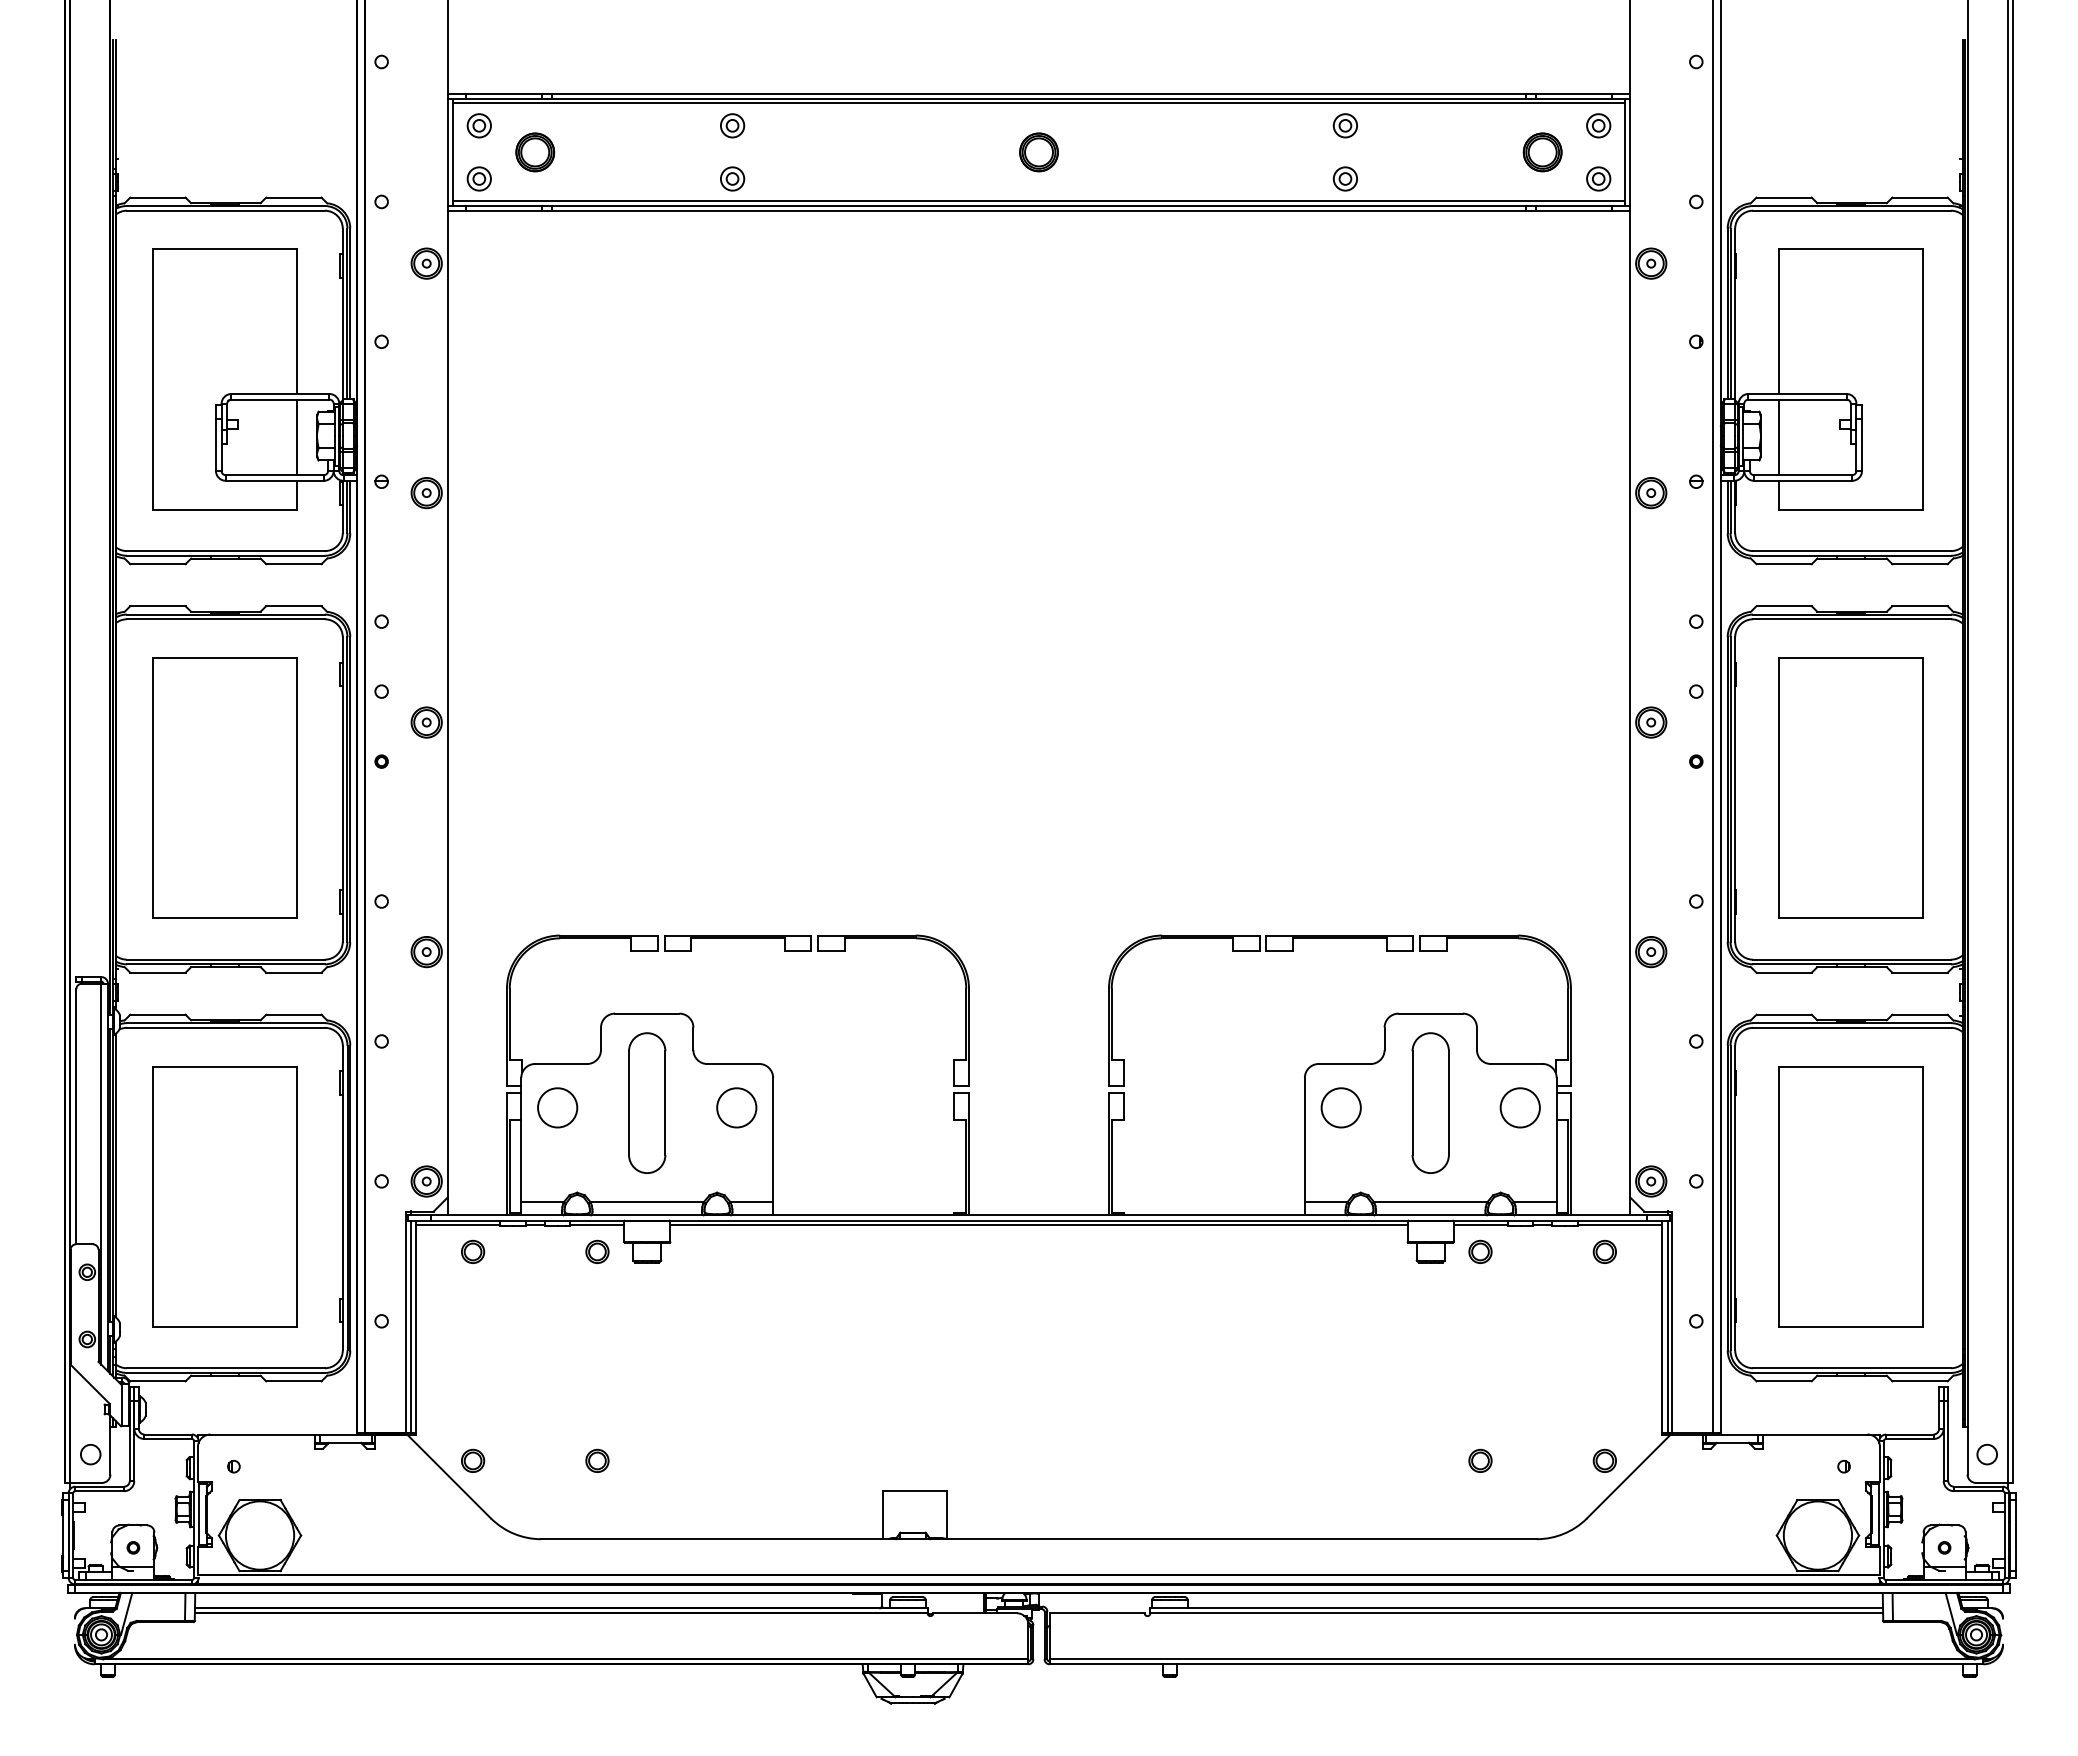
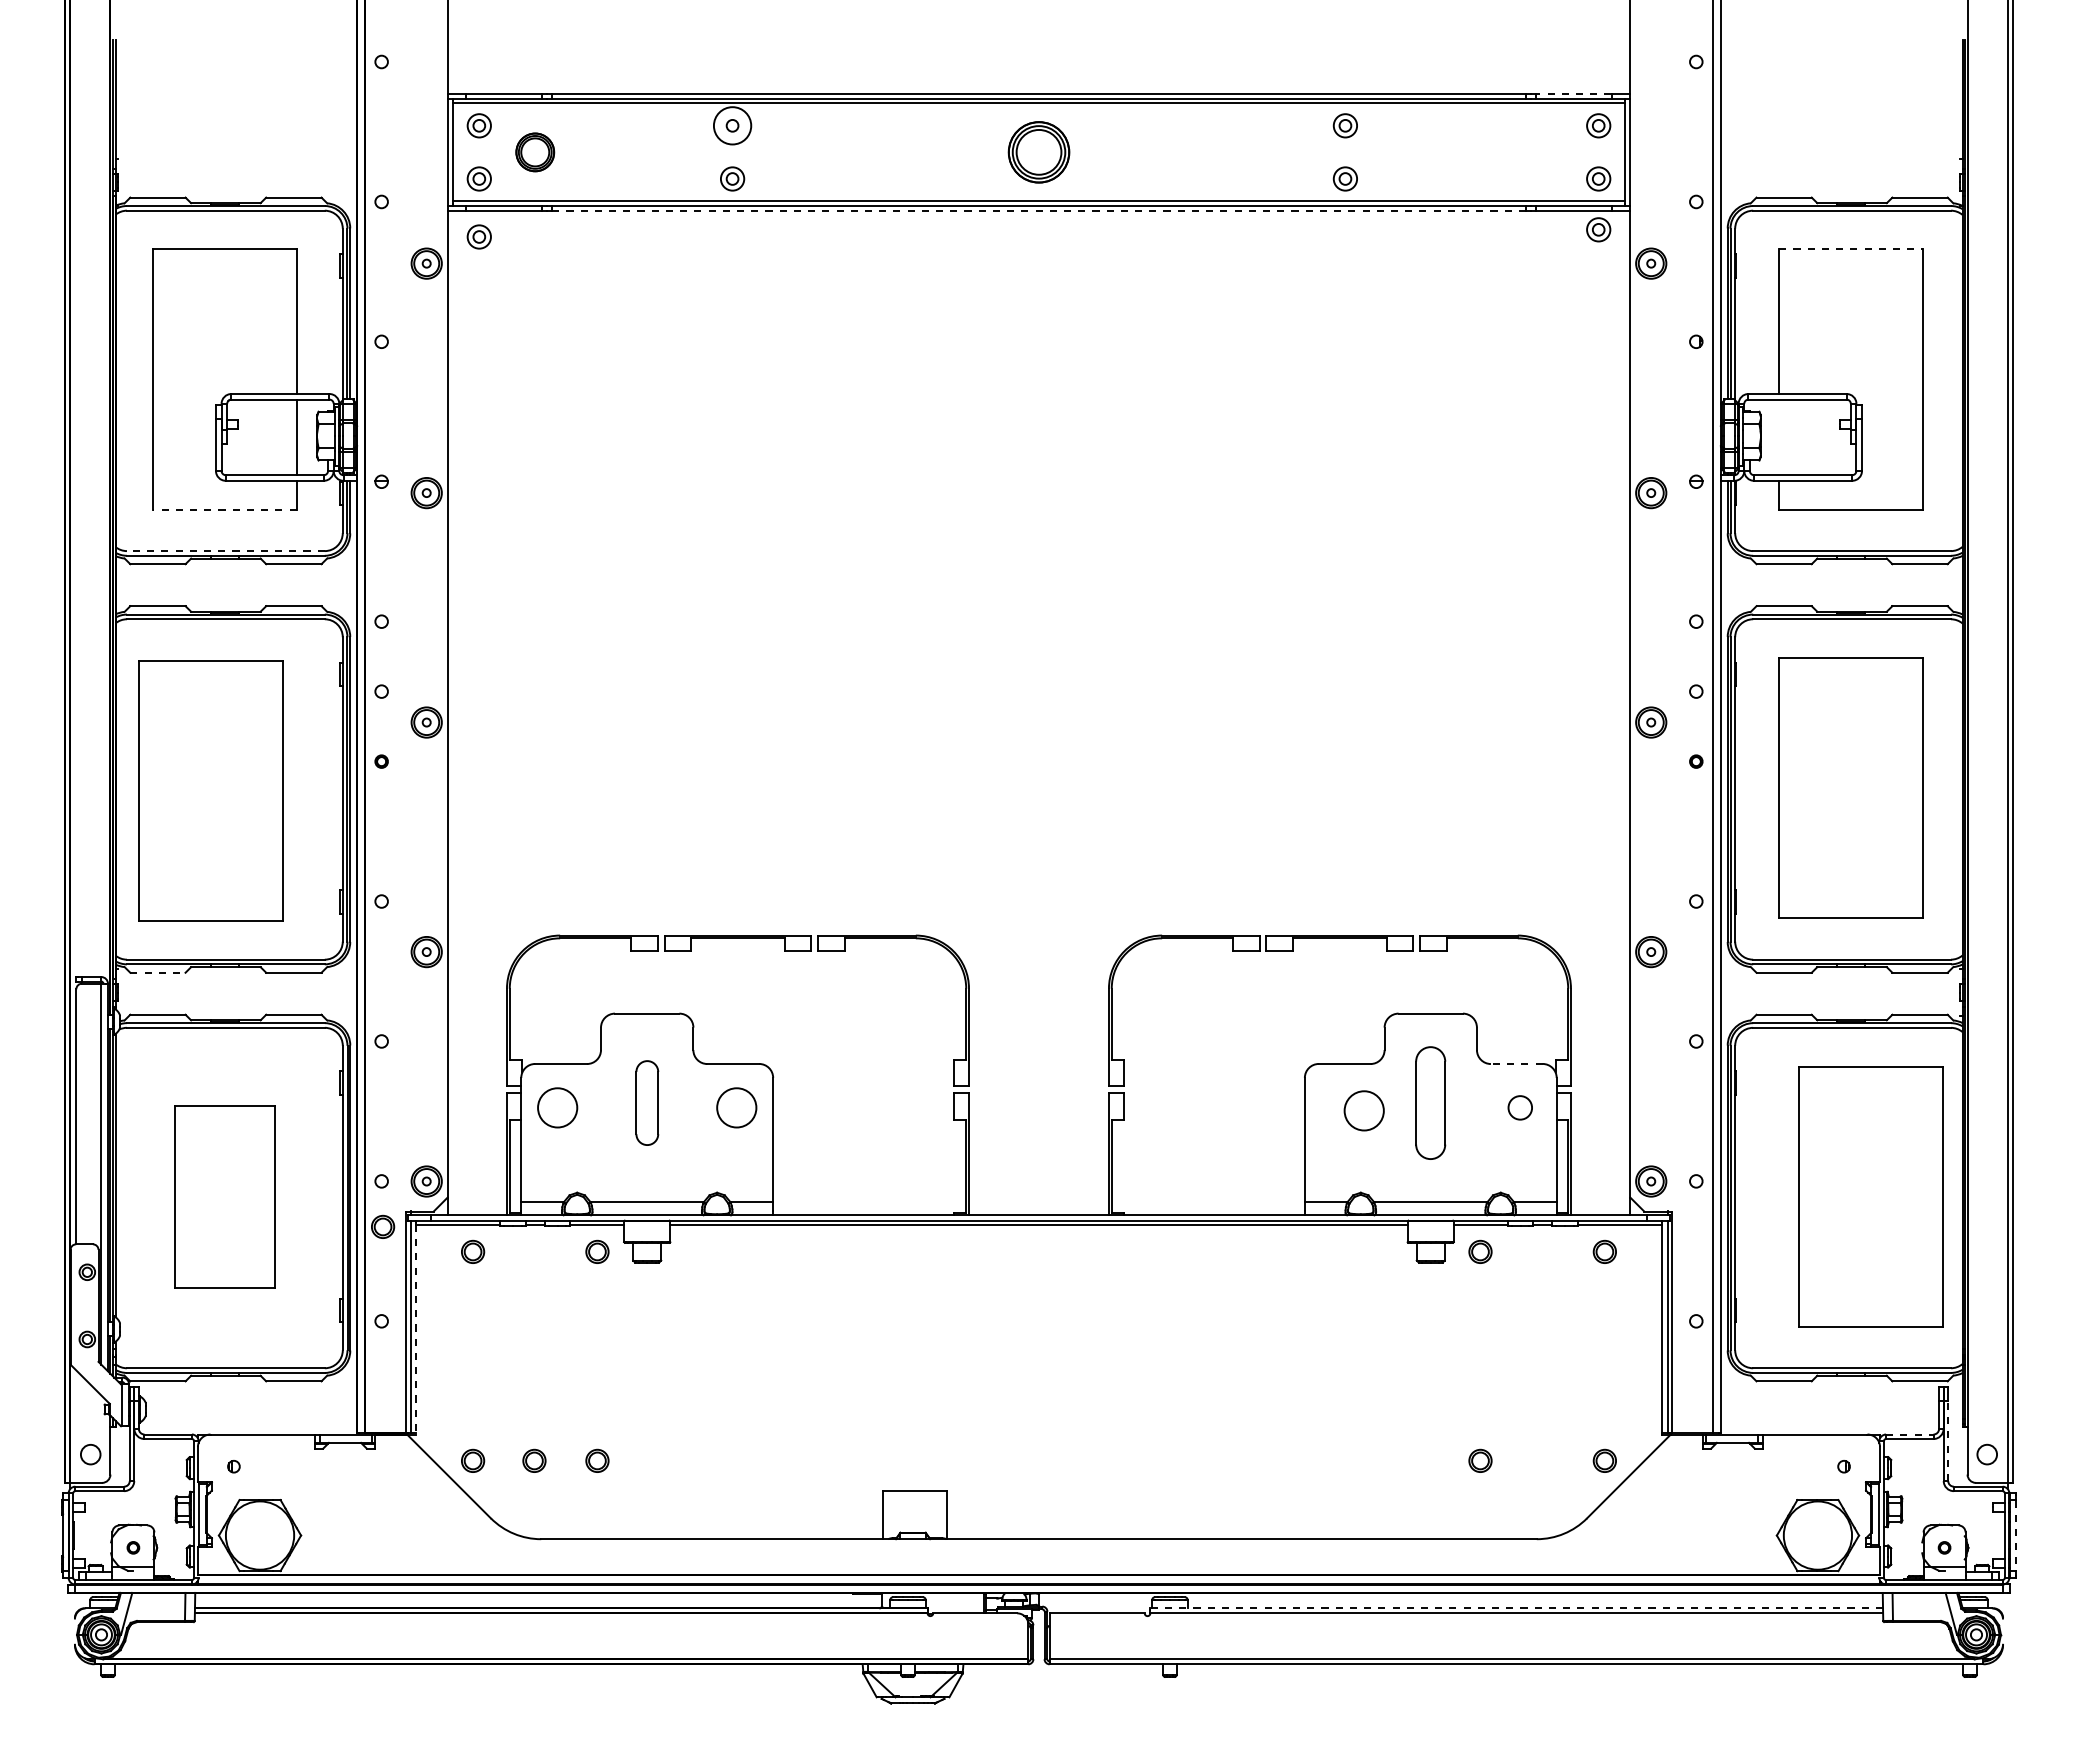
line: solid -> dashed (1573, 93)
circle diameter: 23 px -> 37 px (732, 125)
part size: 40x41 px -> 64x63 px (1038, 152)
part: present -> none (1542, 152)
line: solid -> dashed (1039, 211)
part: none -> present (1598, 229)
part: none -> present (478, 236)
line: solid -> dashed (1851, 249)
line: present -> none (1779, 437)
line: solid -> dashed (224, 509)
line: solid -> dashed (225, 551)
part position: (224, 787) -> (210, 790) (210, 790)
line: solid -> dashed (157, 972)
line: solid -> dashed (1516, 1064)
part size: 39x142 px -> 25x86 px (647, 1102)
part size: 39x142 px -> 32x114 px (1430, 1102)
circle position: (1340, 1107) -> (1363, 1110) (1363, 1110)
circle diameter: 39 px -> 24 px (1520, 1107)
part size: 146x262 px -> 102x184 px (224, 1196)
part position: (1850, 1196) -> (1870, 1196) (1870, 1196)
part: none -> present (383, 1226)
line: solid -> dashed (416, 1329)
line: solid -> dashed (1909, 1434)
line: solid -> dashed (1948, 1440)
part: none -> present (534, 1460)
line: solid -> dashed (2015, 1536)
line: solid -> dashed (1516, 1608)
